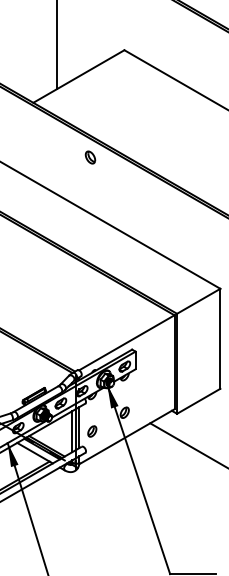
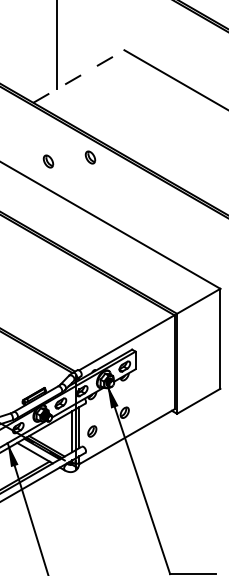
line: solid -> dashed (78, 76)
part: none -> present (48, 161)
line: present -> none (187, 444)
